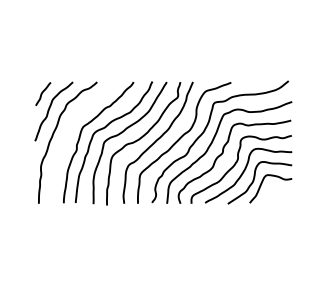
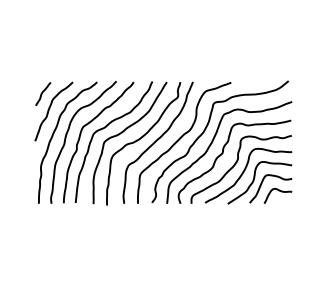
curve: none -> present (66, 139)
curve: none -> present (278, 191)
